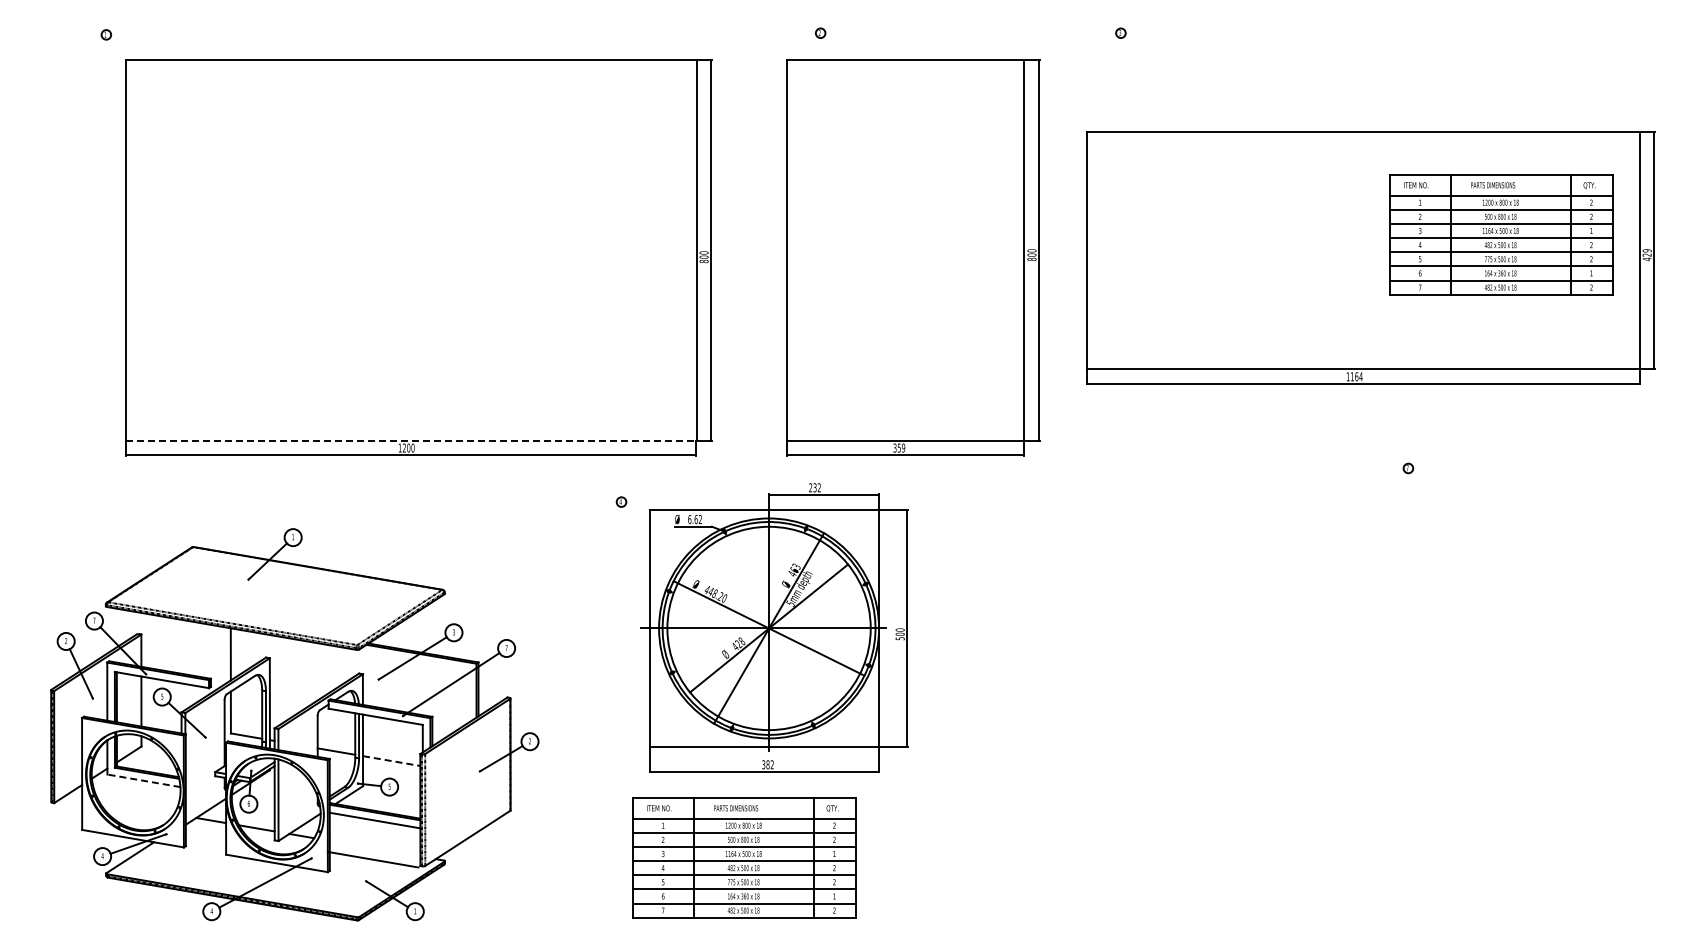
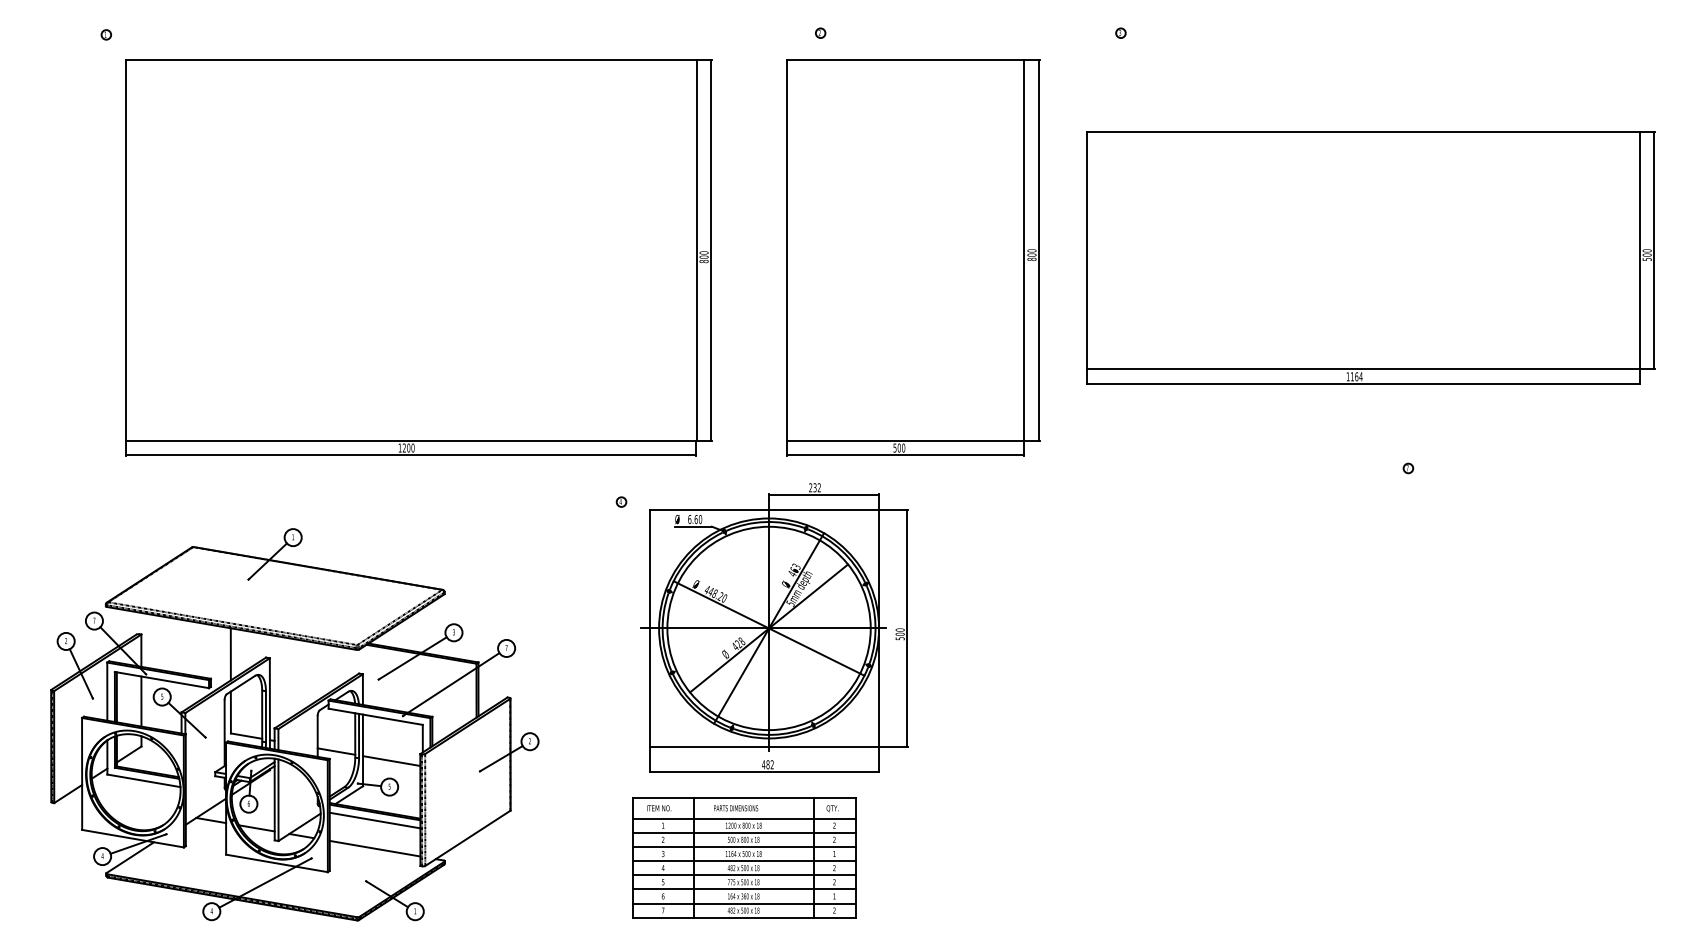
part: present -> none (1501, 234)
text: 429 -> 500 (1646, 255)
line: dashed -> solid (411, 440)
text: 359 -> 500 (898, 447)
text: 6.62 -> 6.60 (700, 519)
line: dashed -> solid (392, 761)
text: 382 -> 482 (763, 764)
line: dashed -> solid (143, 780)
line position: (372, 859) -> (374, 848) (374, 848)
